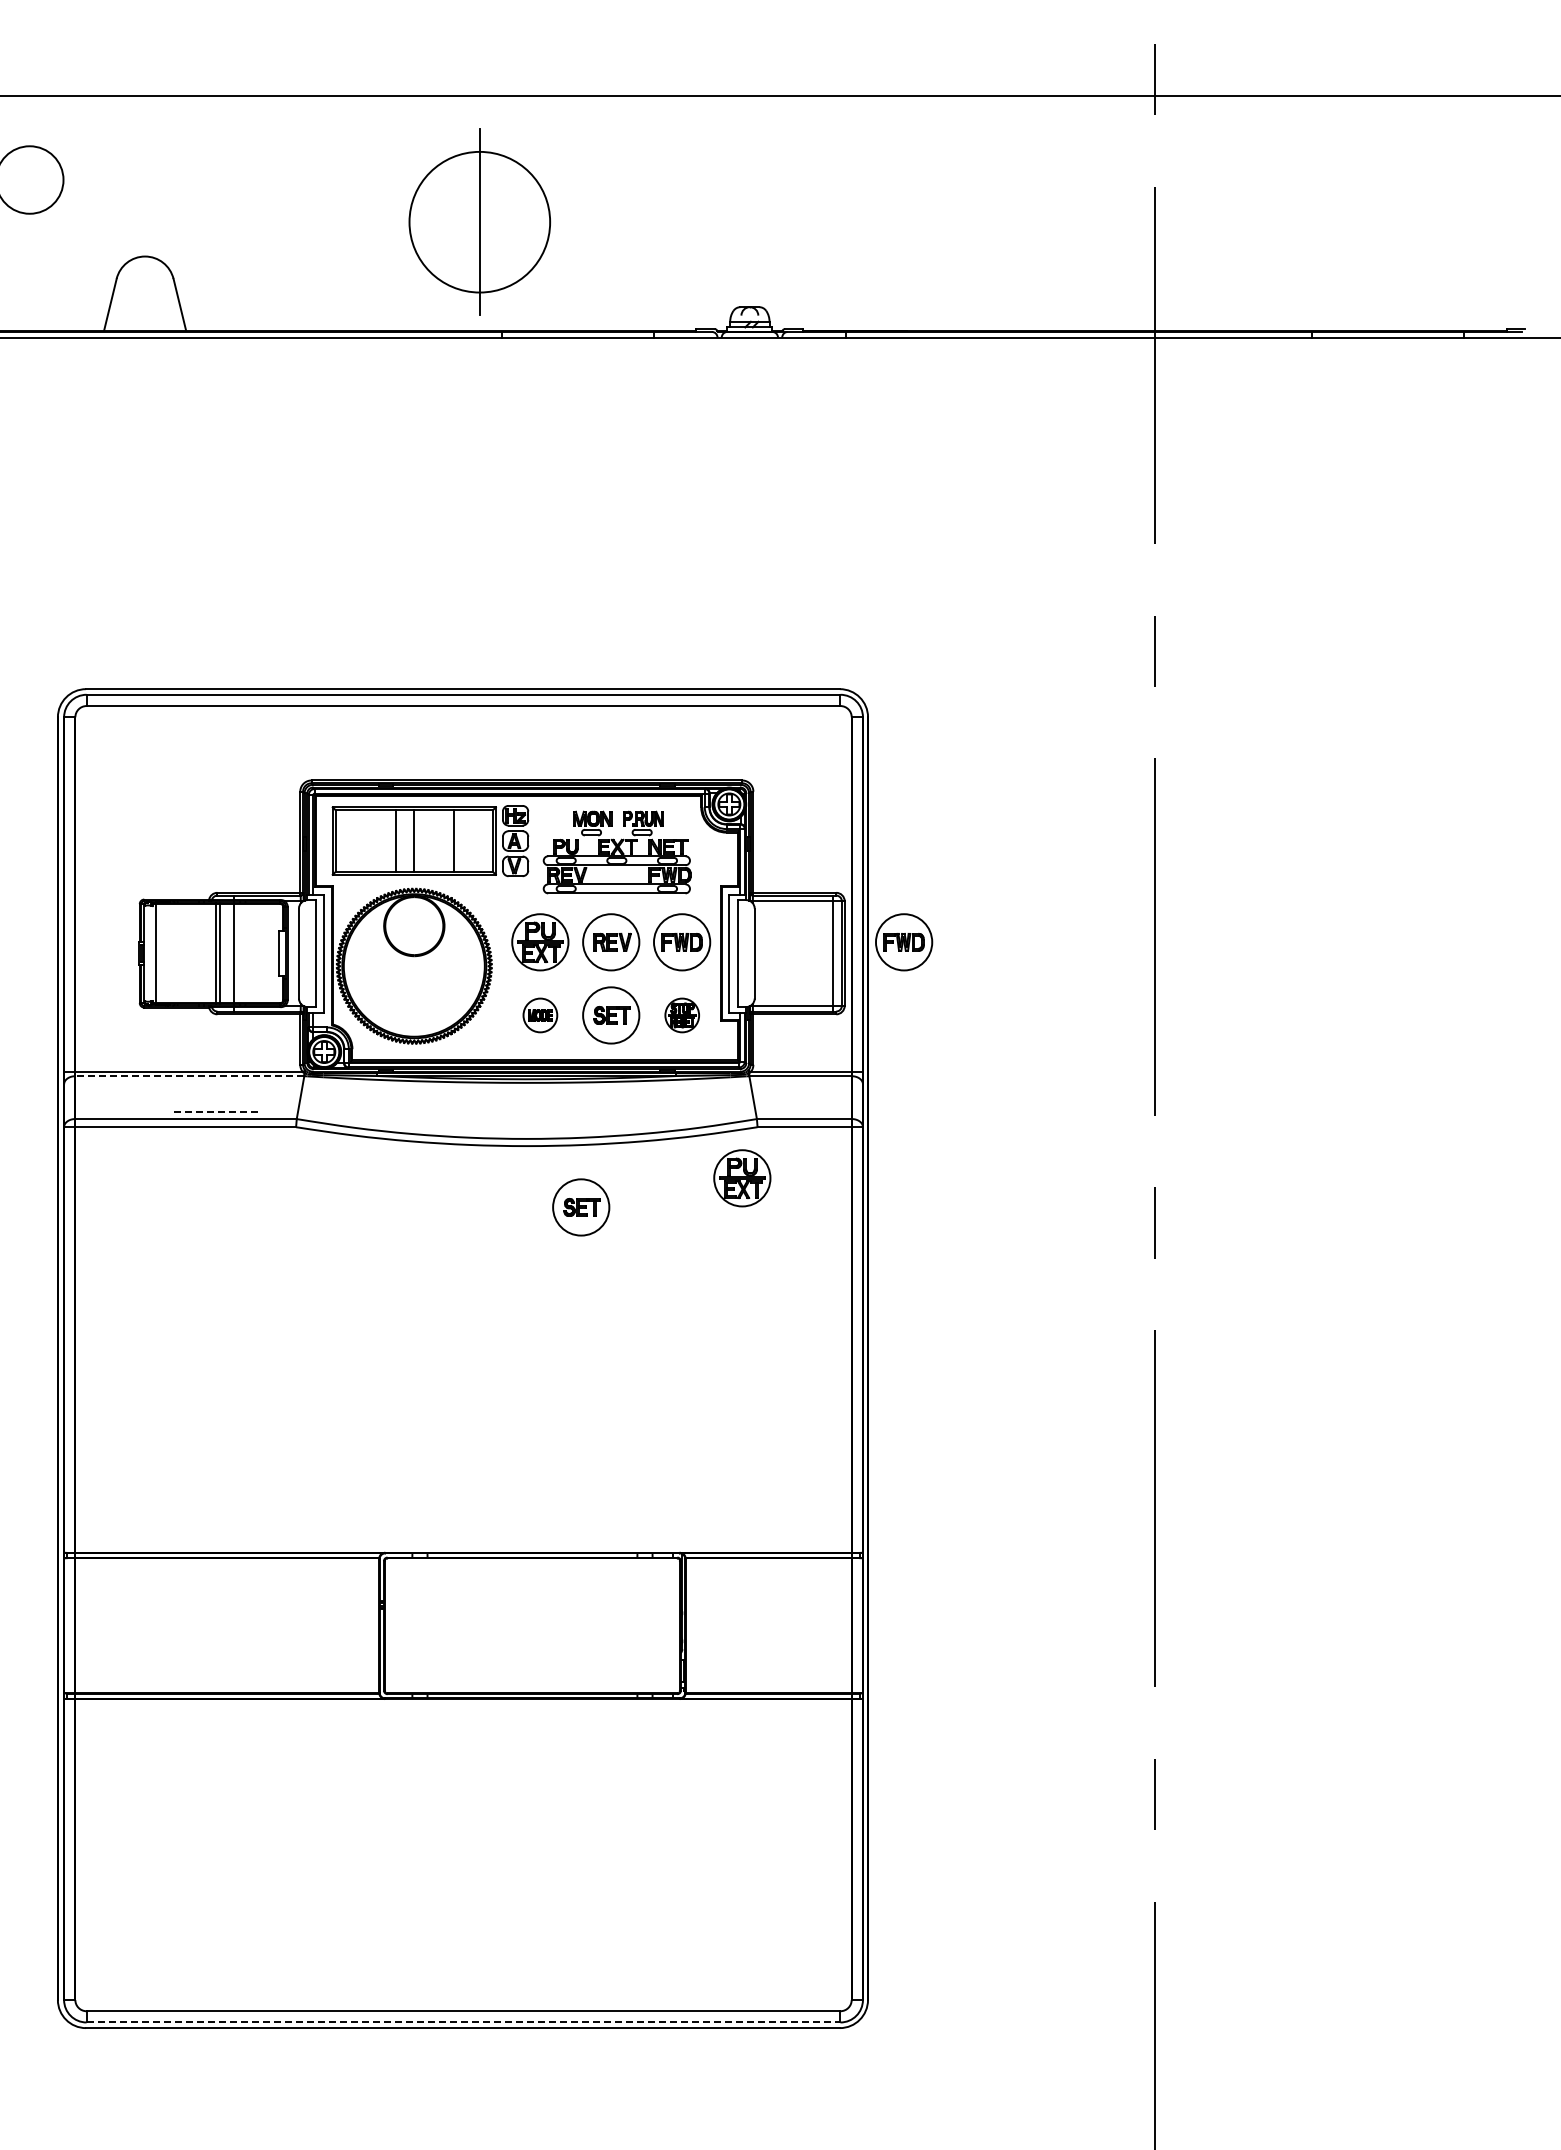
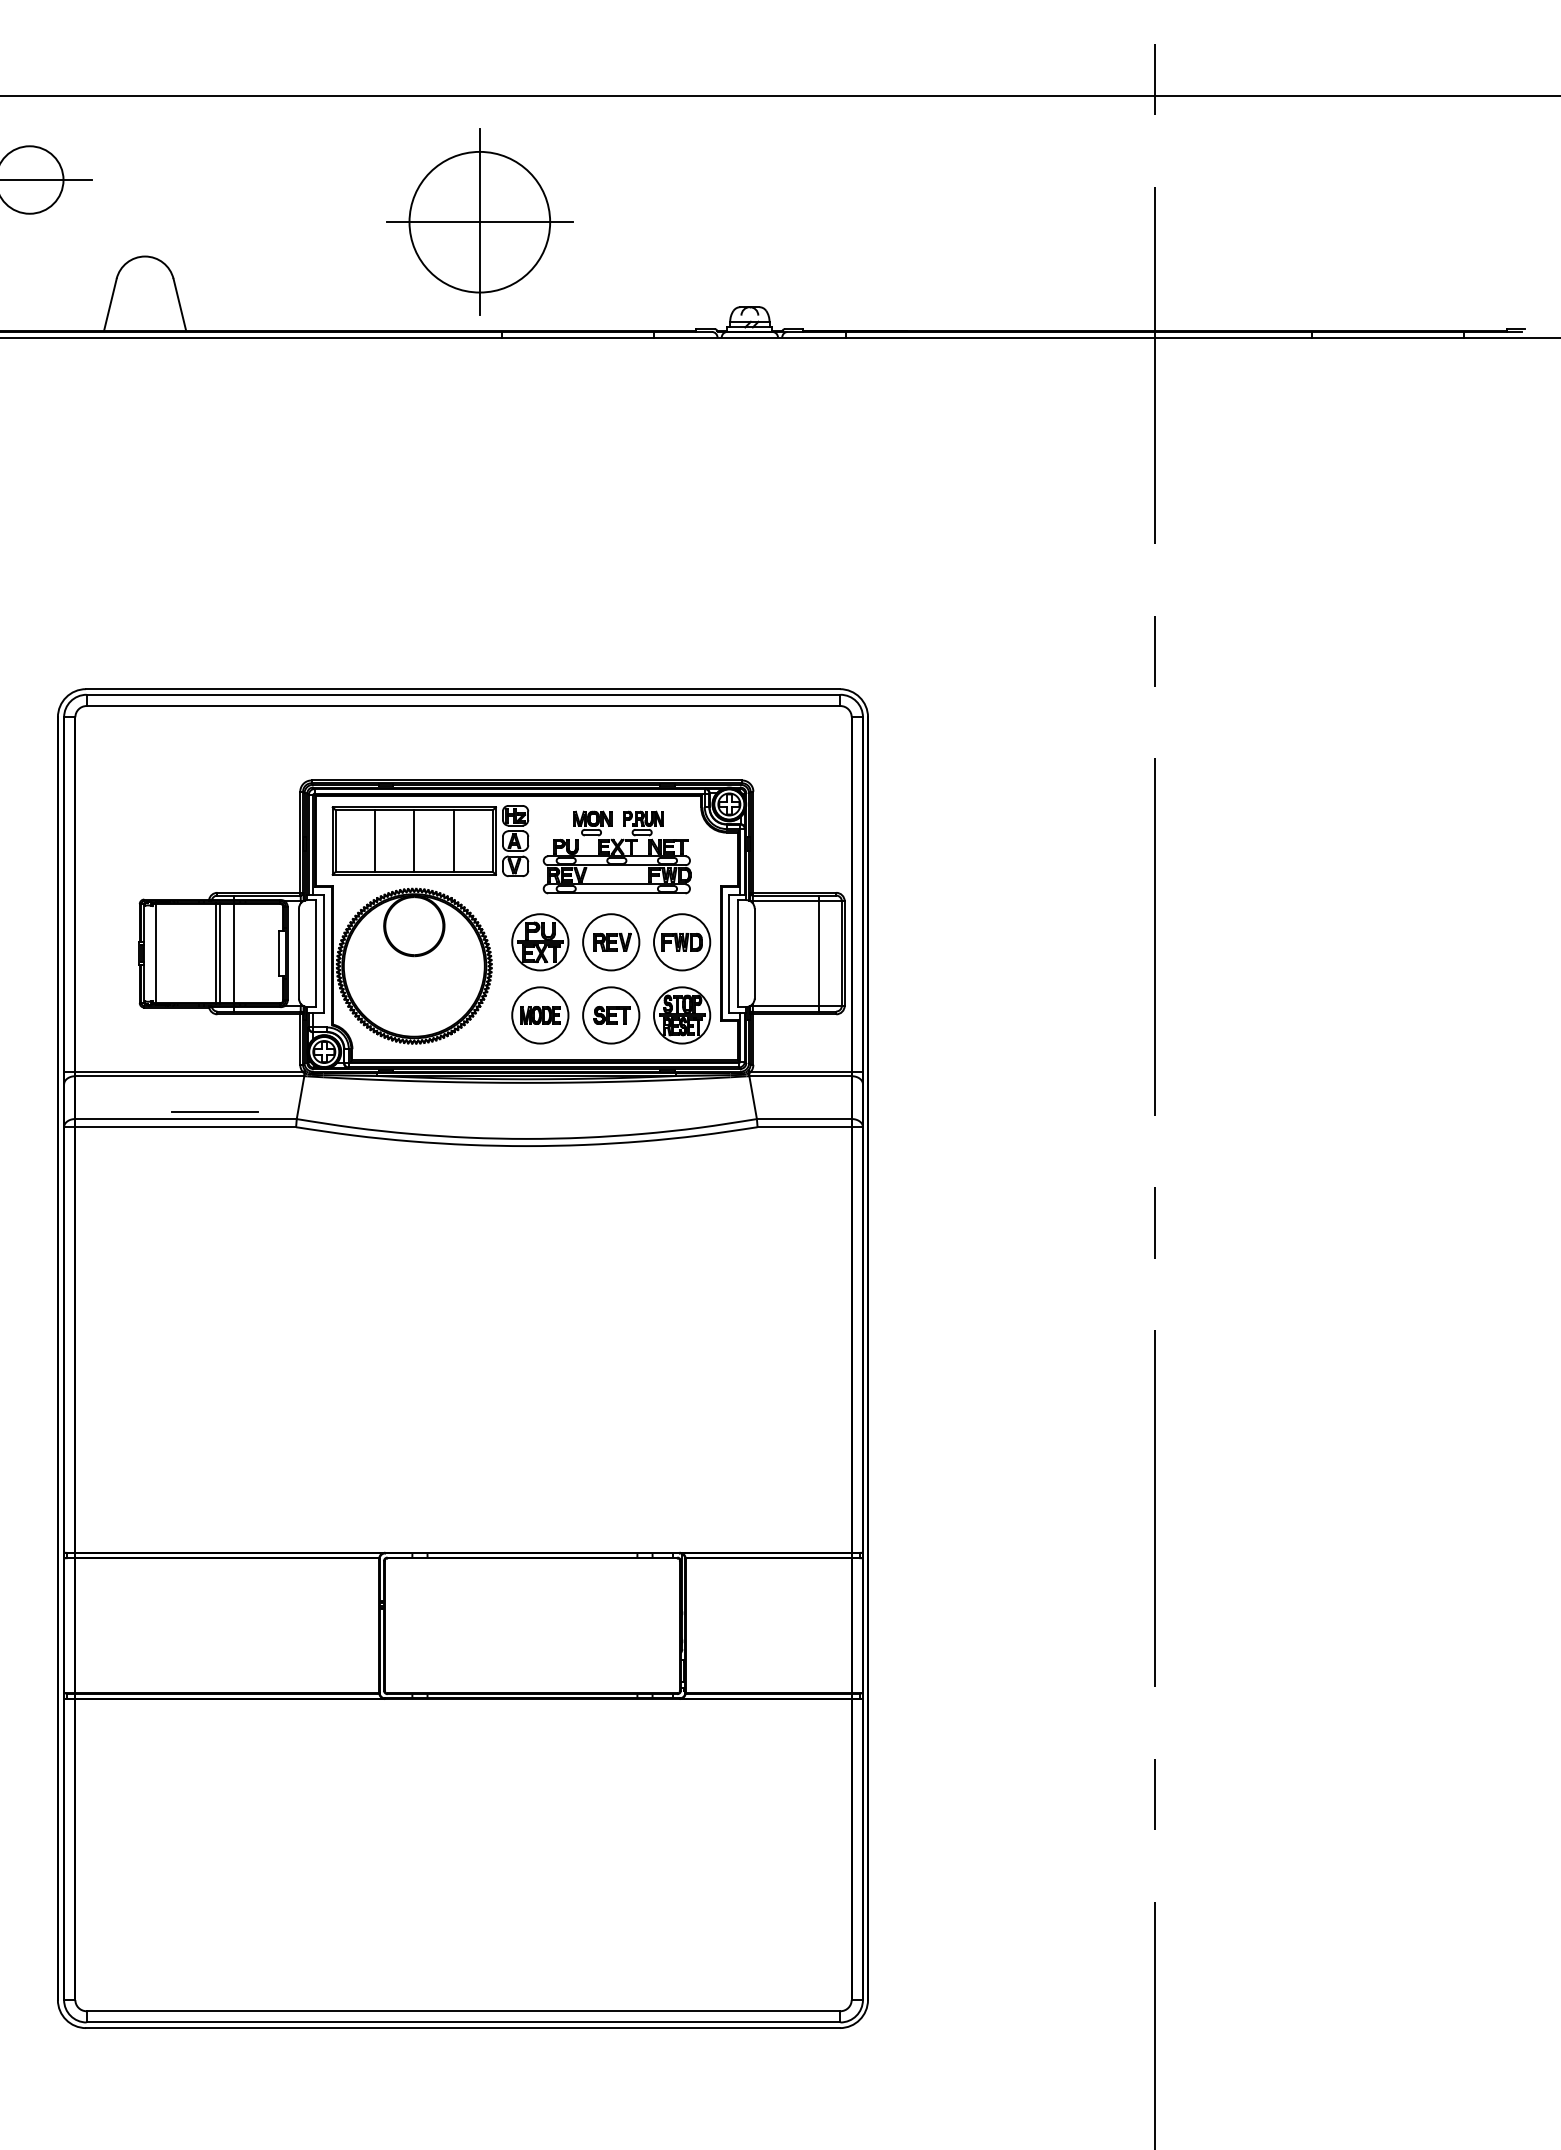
line: none -> present (46, 180)
line: none -> present (479, 222)
line position: (395, 841) -> (374, 841) (374, 841)
part: present -> none (904, 942)
line position: (833, 953) -> (819, 953) (819, 953)
part size: 37x37 px -> 59x59 px (540, 1015)
part size: 36x37 px -> 59x59 px (682, 1015)
line: dashed -> solid (189, 1076)
line: dashed -> solid (215, 1112)
part: present -> none (742, 1178)
part: present -> none (581, 1207)
line: dashed -> solid (463, 2022)
